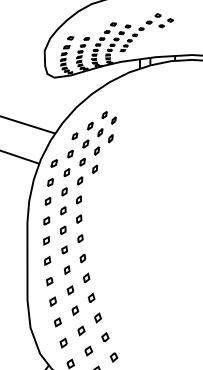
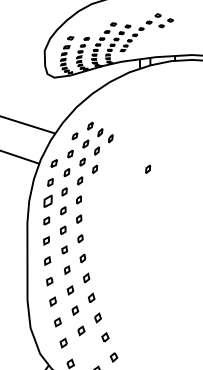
part: present -> none (108, 117)
part: none -> present (148, 168)
part size: 8x9 px -> 10x14 px (47, 200)
part: present -> none (88, 350)
